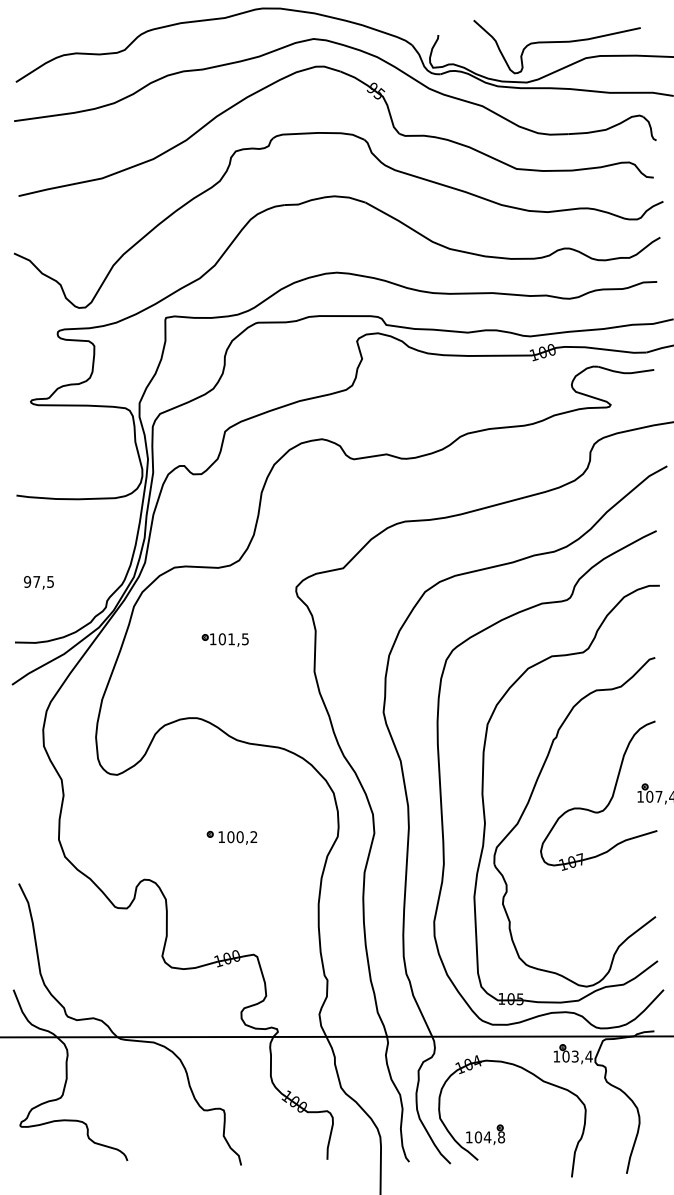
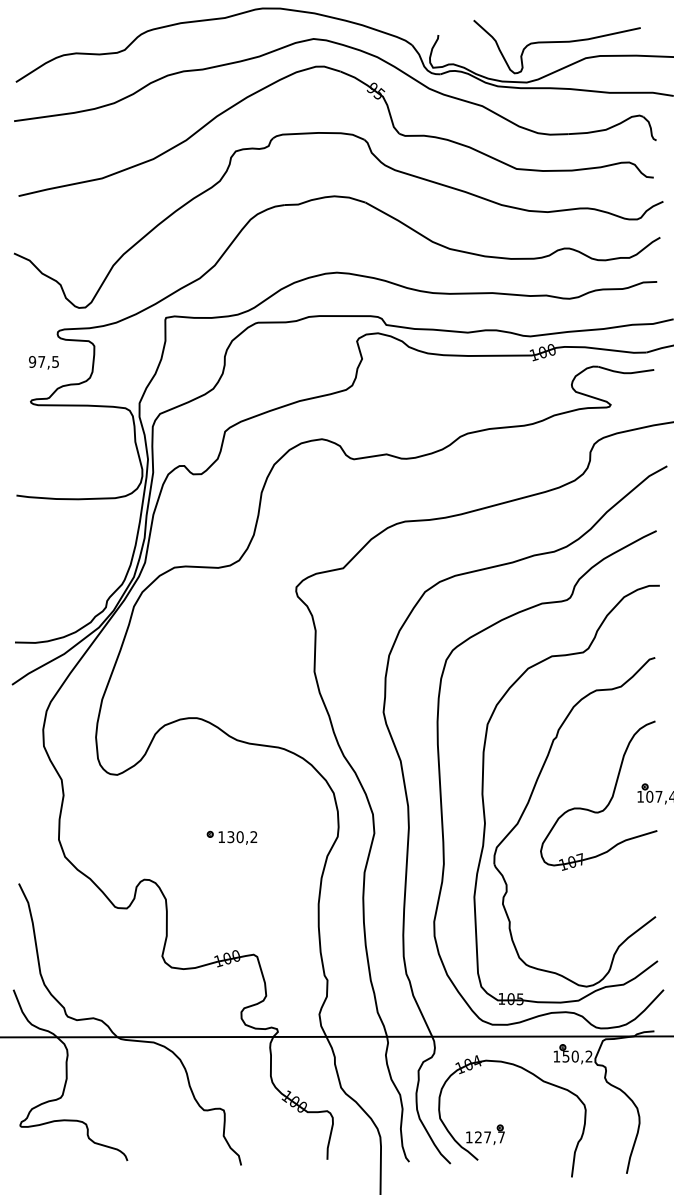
text position: (38, 582) -> (43, 362) (43, 362)
part: present -> none (224, 639)
text: 100,2 -> 130,2 (230, 837)
text: 103,4 -> 150,2 (577, 1056)
text: 104,8 -> 127,7 (489, 1137)
